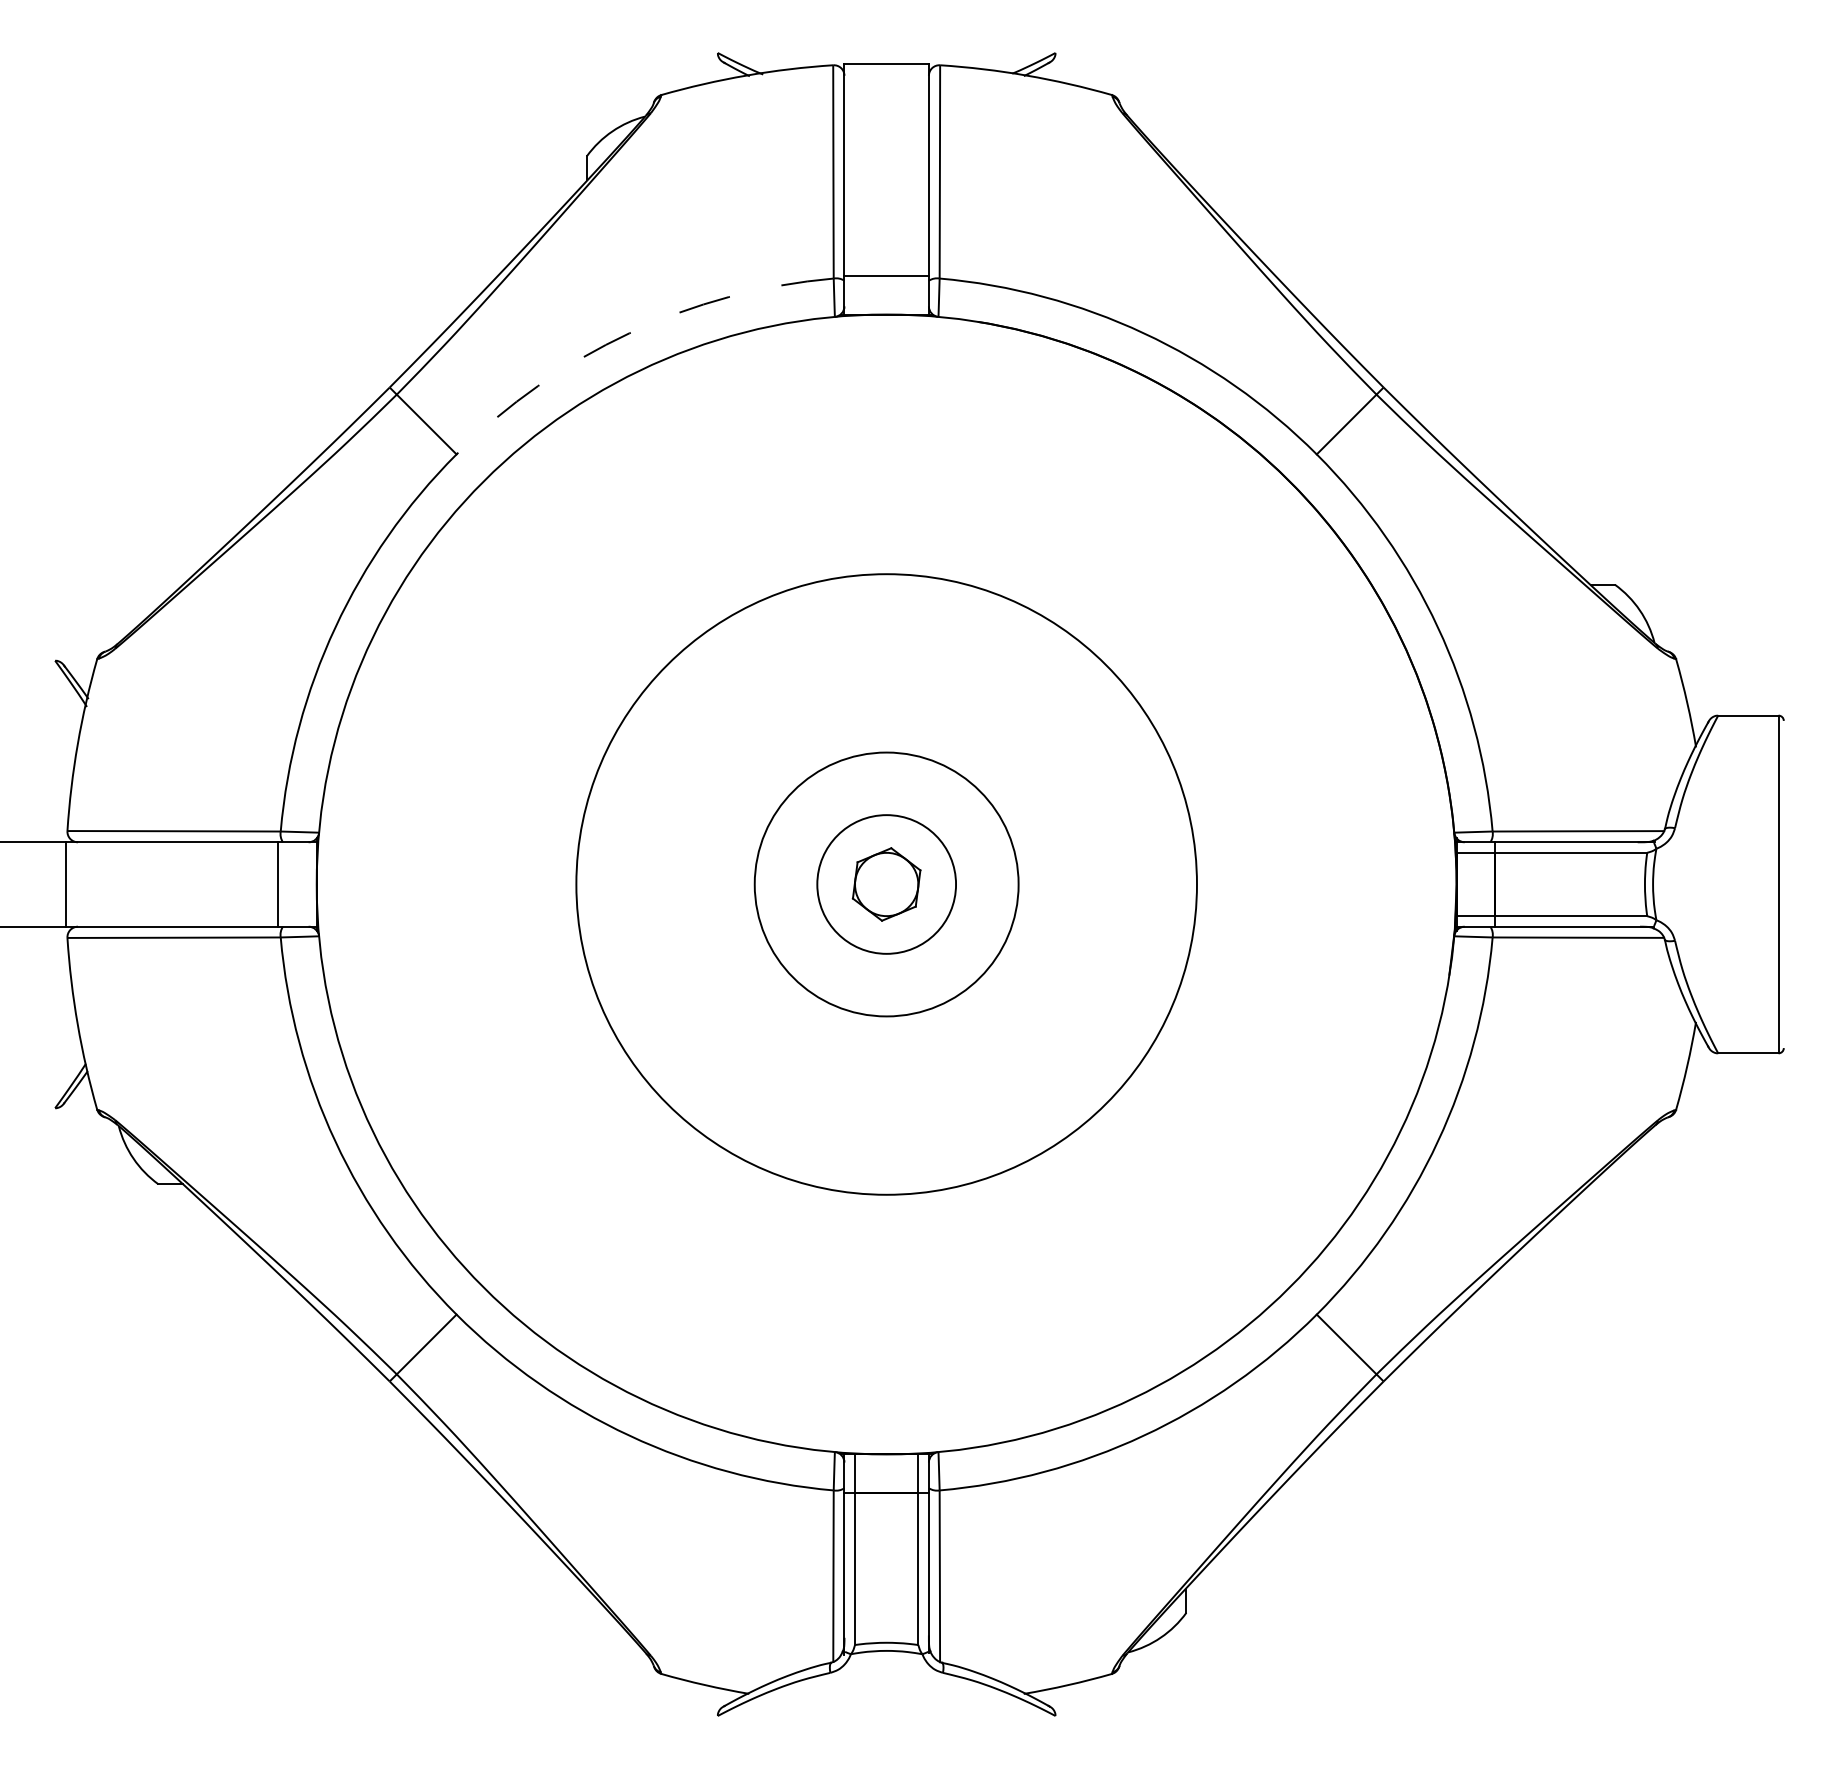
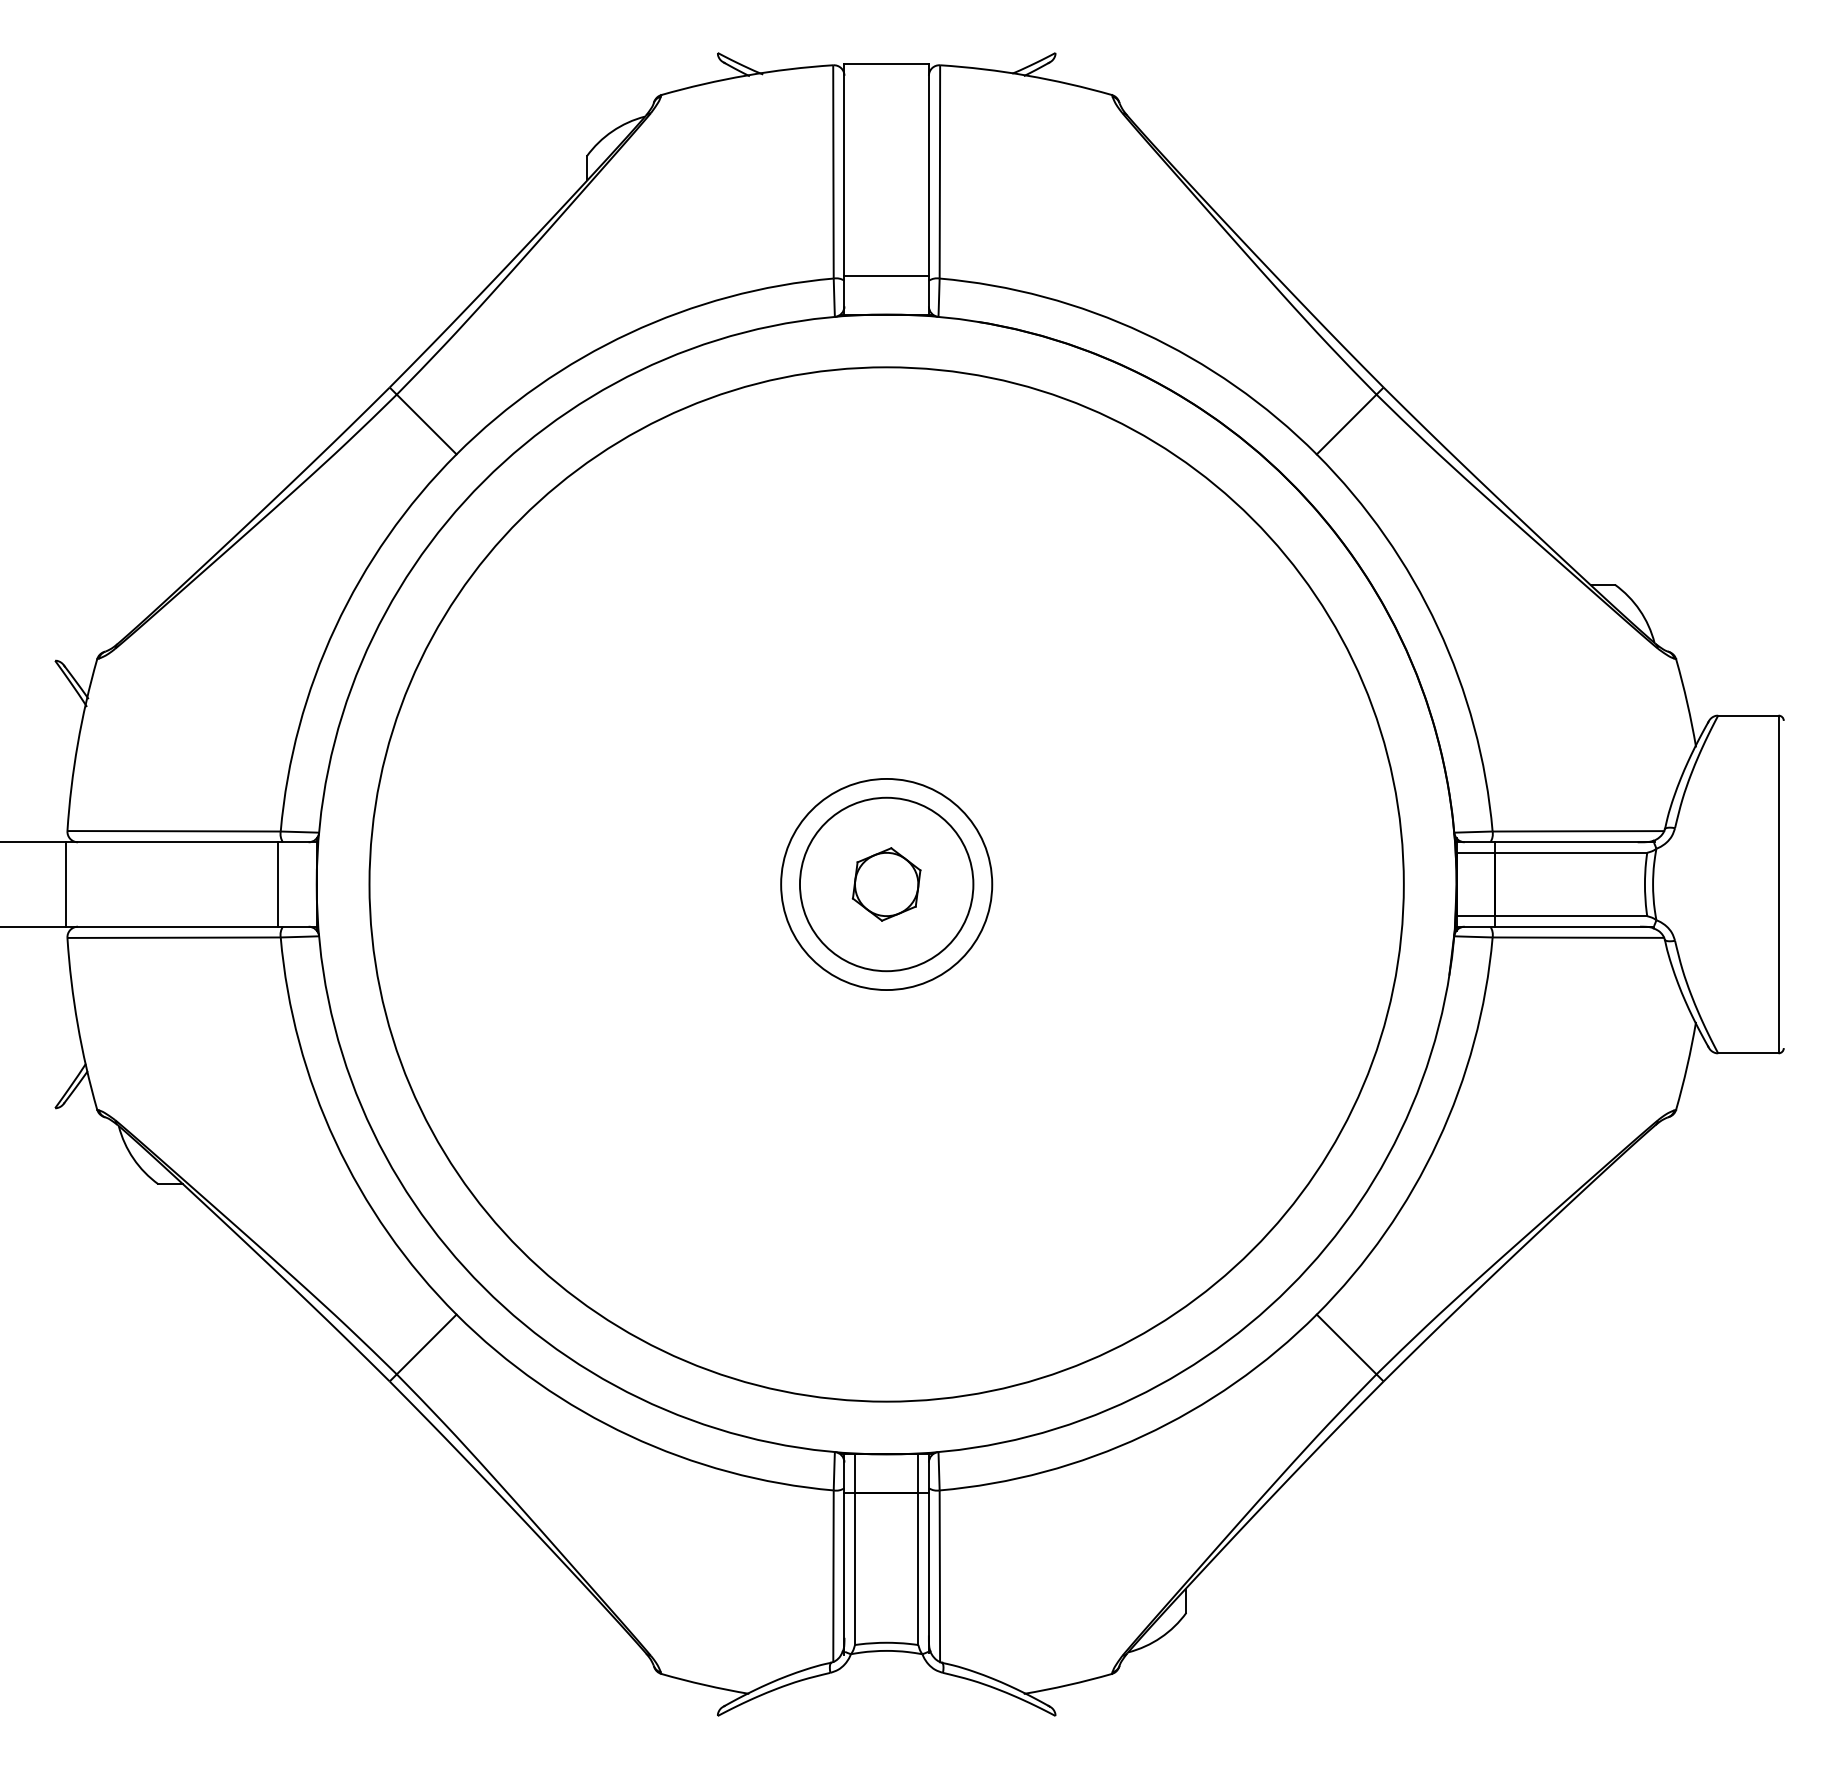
arc: dashed -> solid (629, 333)
circle diameter: 139 px -> 173 px (886, 884)
circle diameter: 264 px -> 211 px (886, 884)
circle diameter: 621 px -> 1034 px (886, 884)
